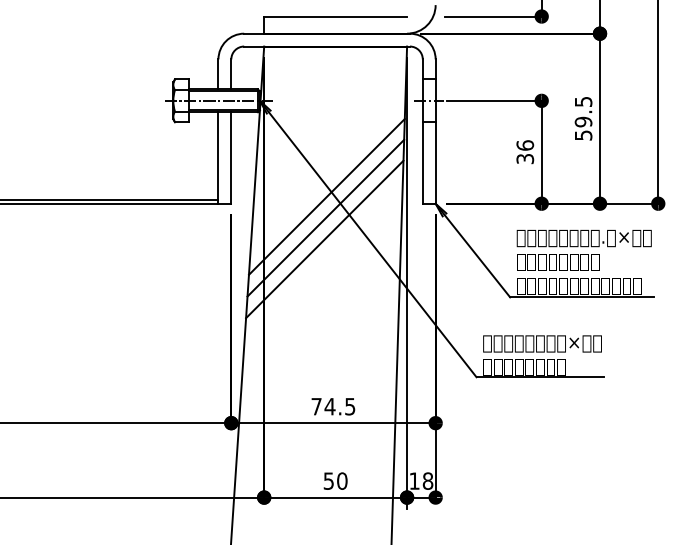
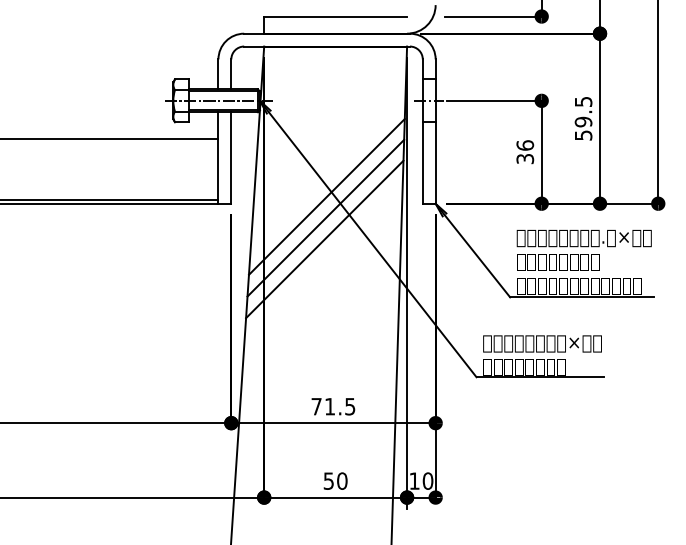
line: none -> present (110, 139)
text: 74.5 -> 71.5 (329, 406)
text: 18 -> 10 (427, 480)
